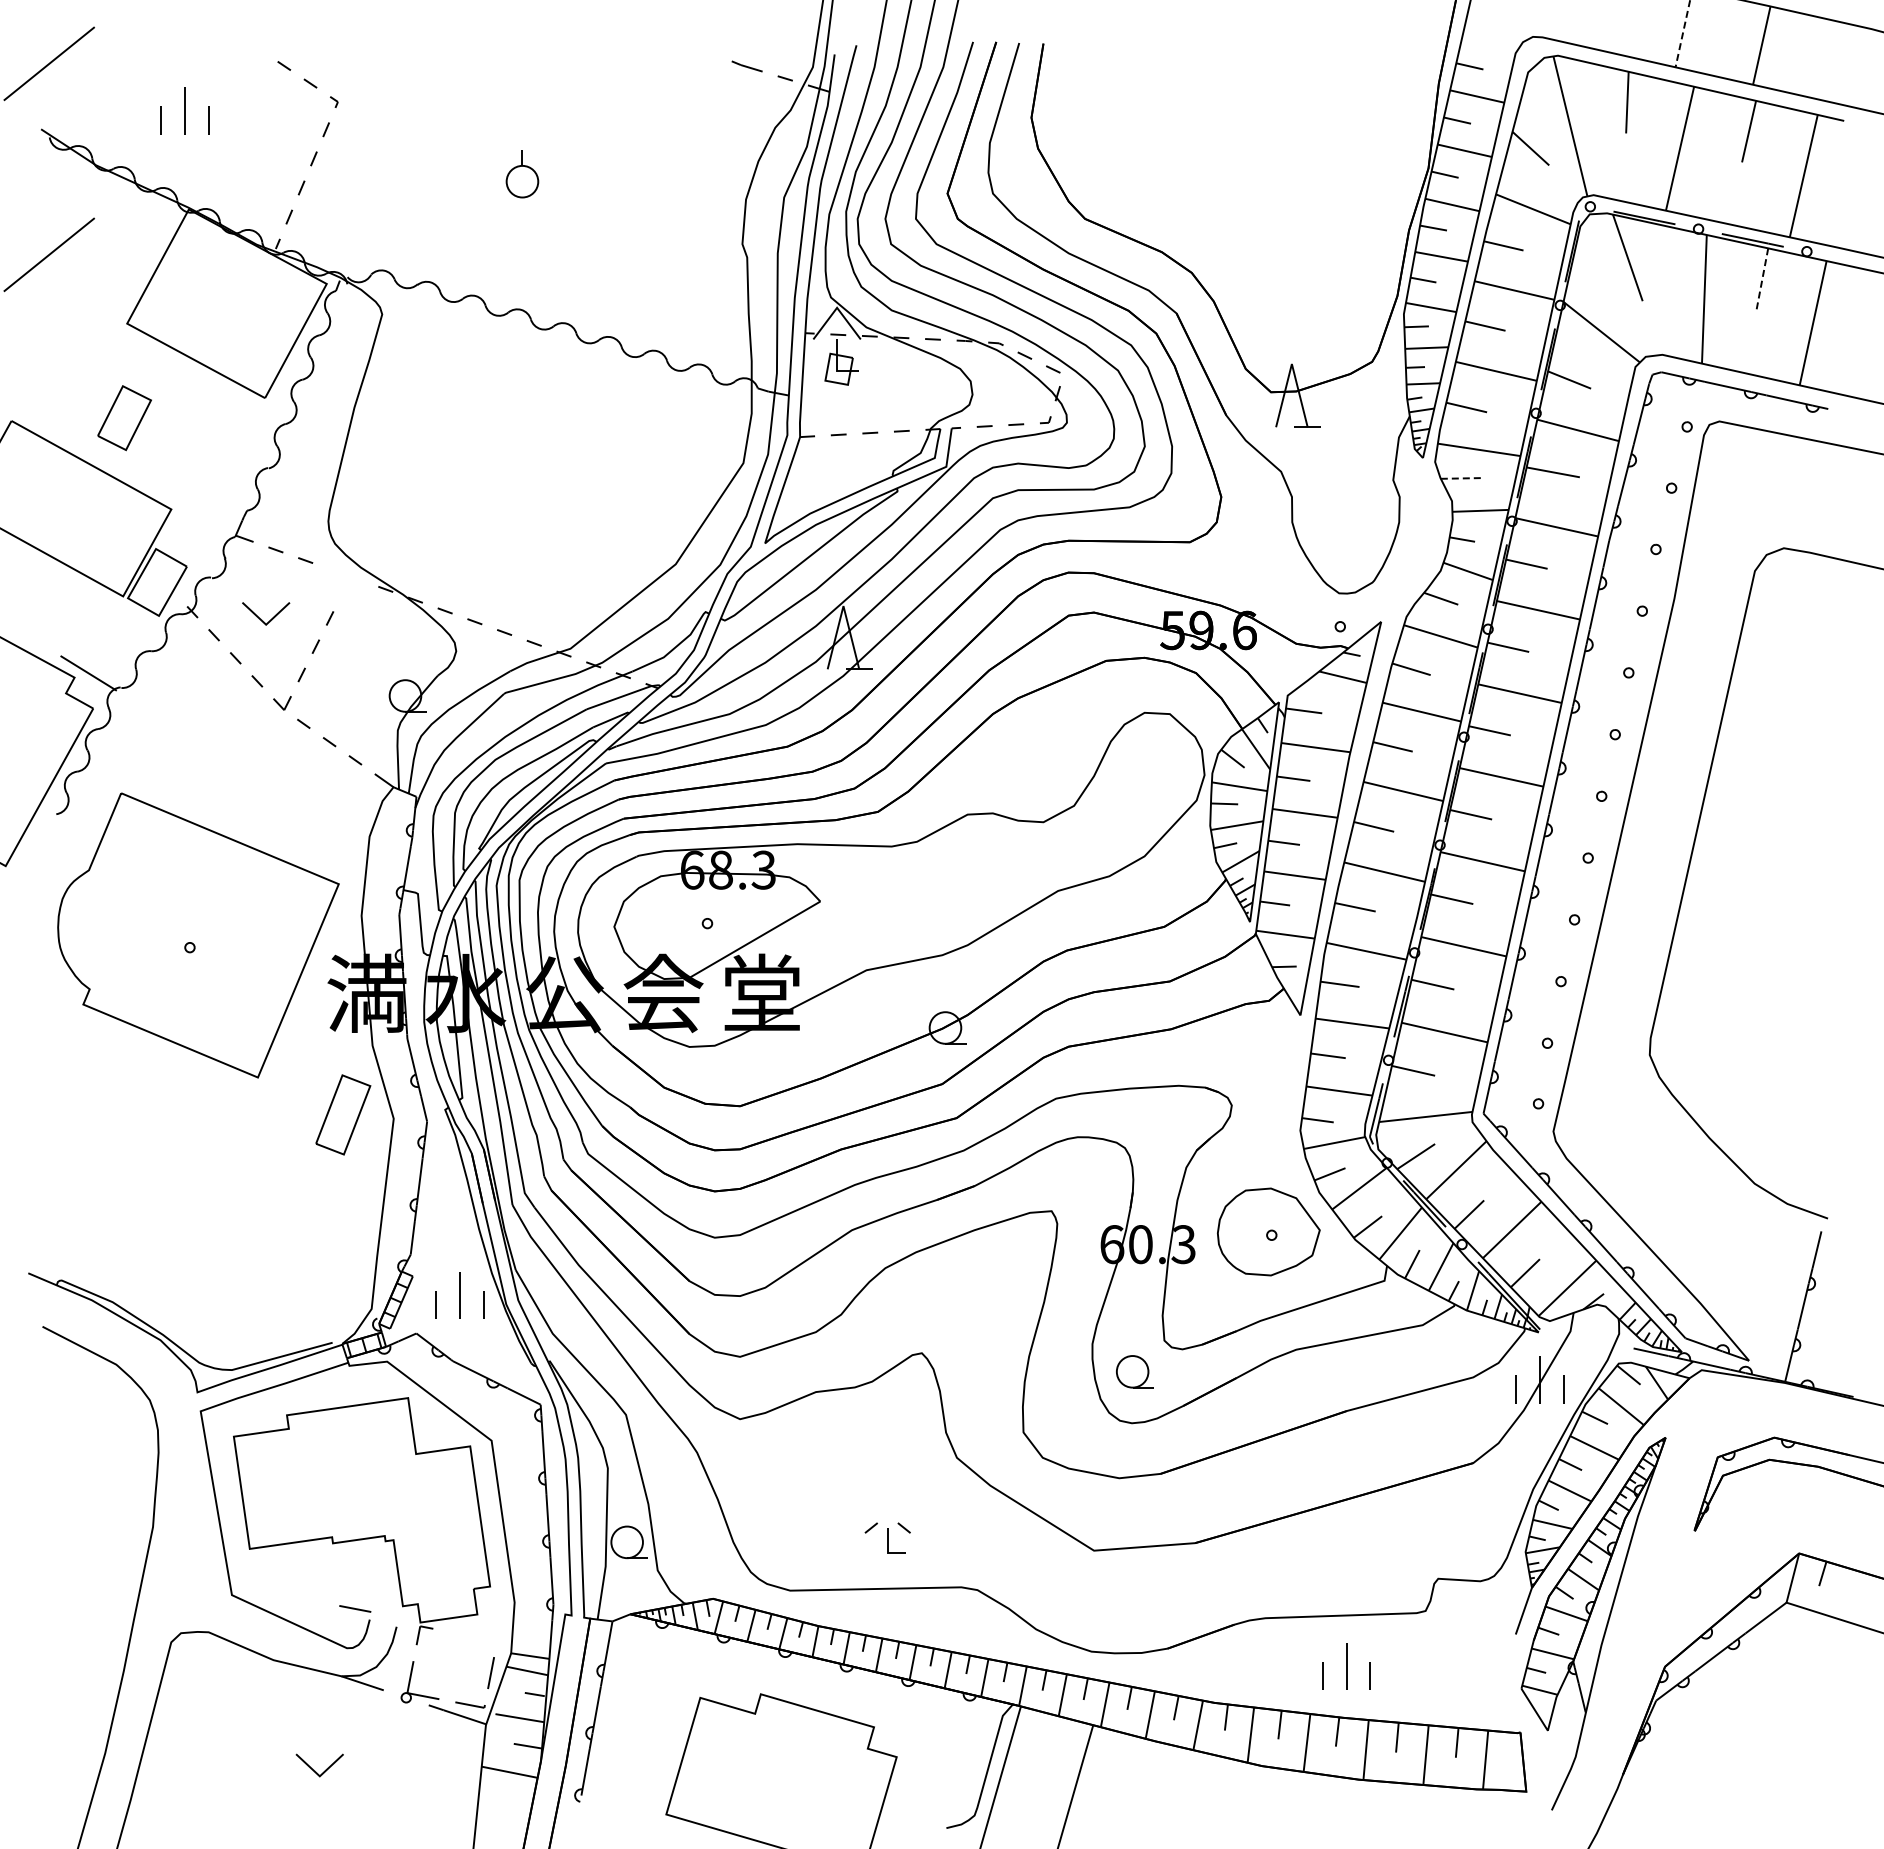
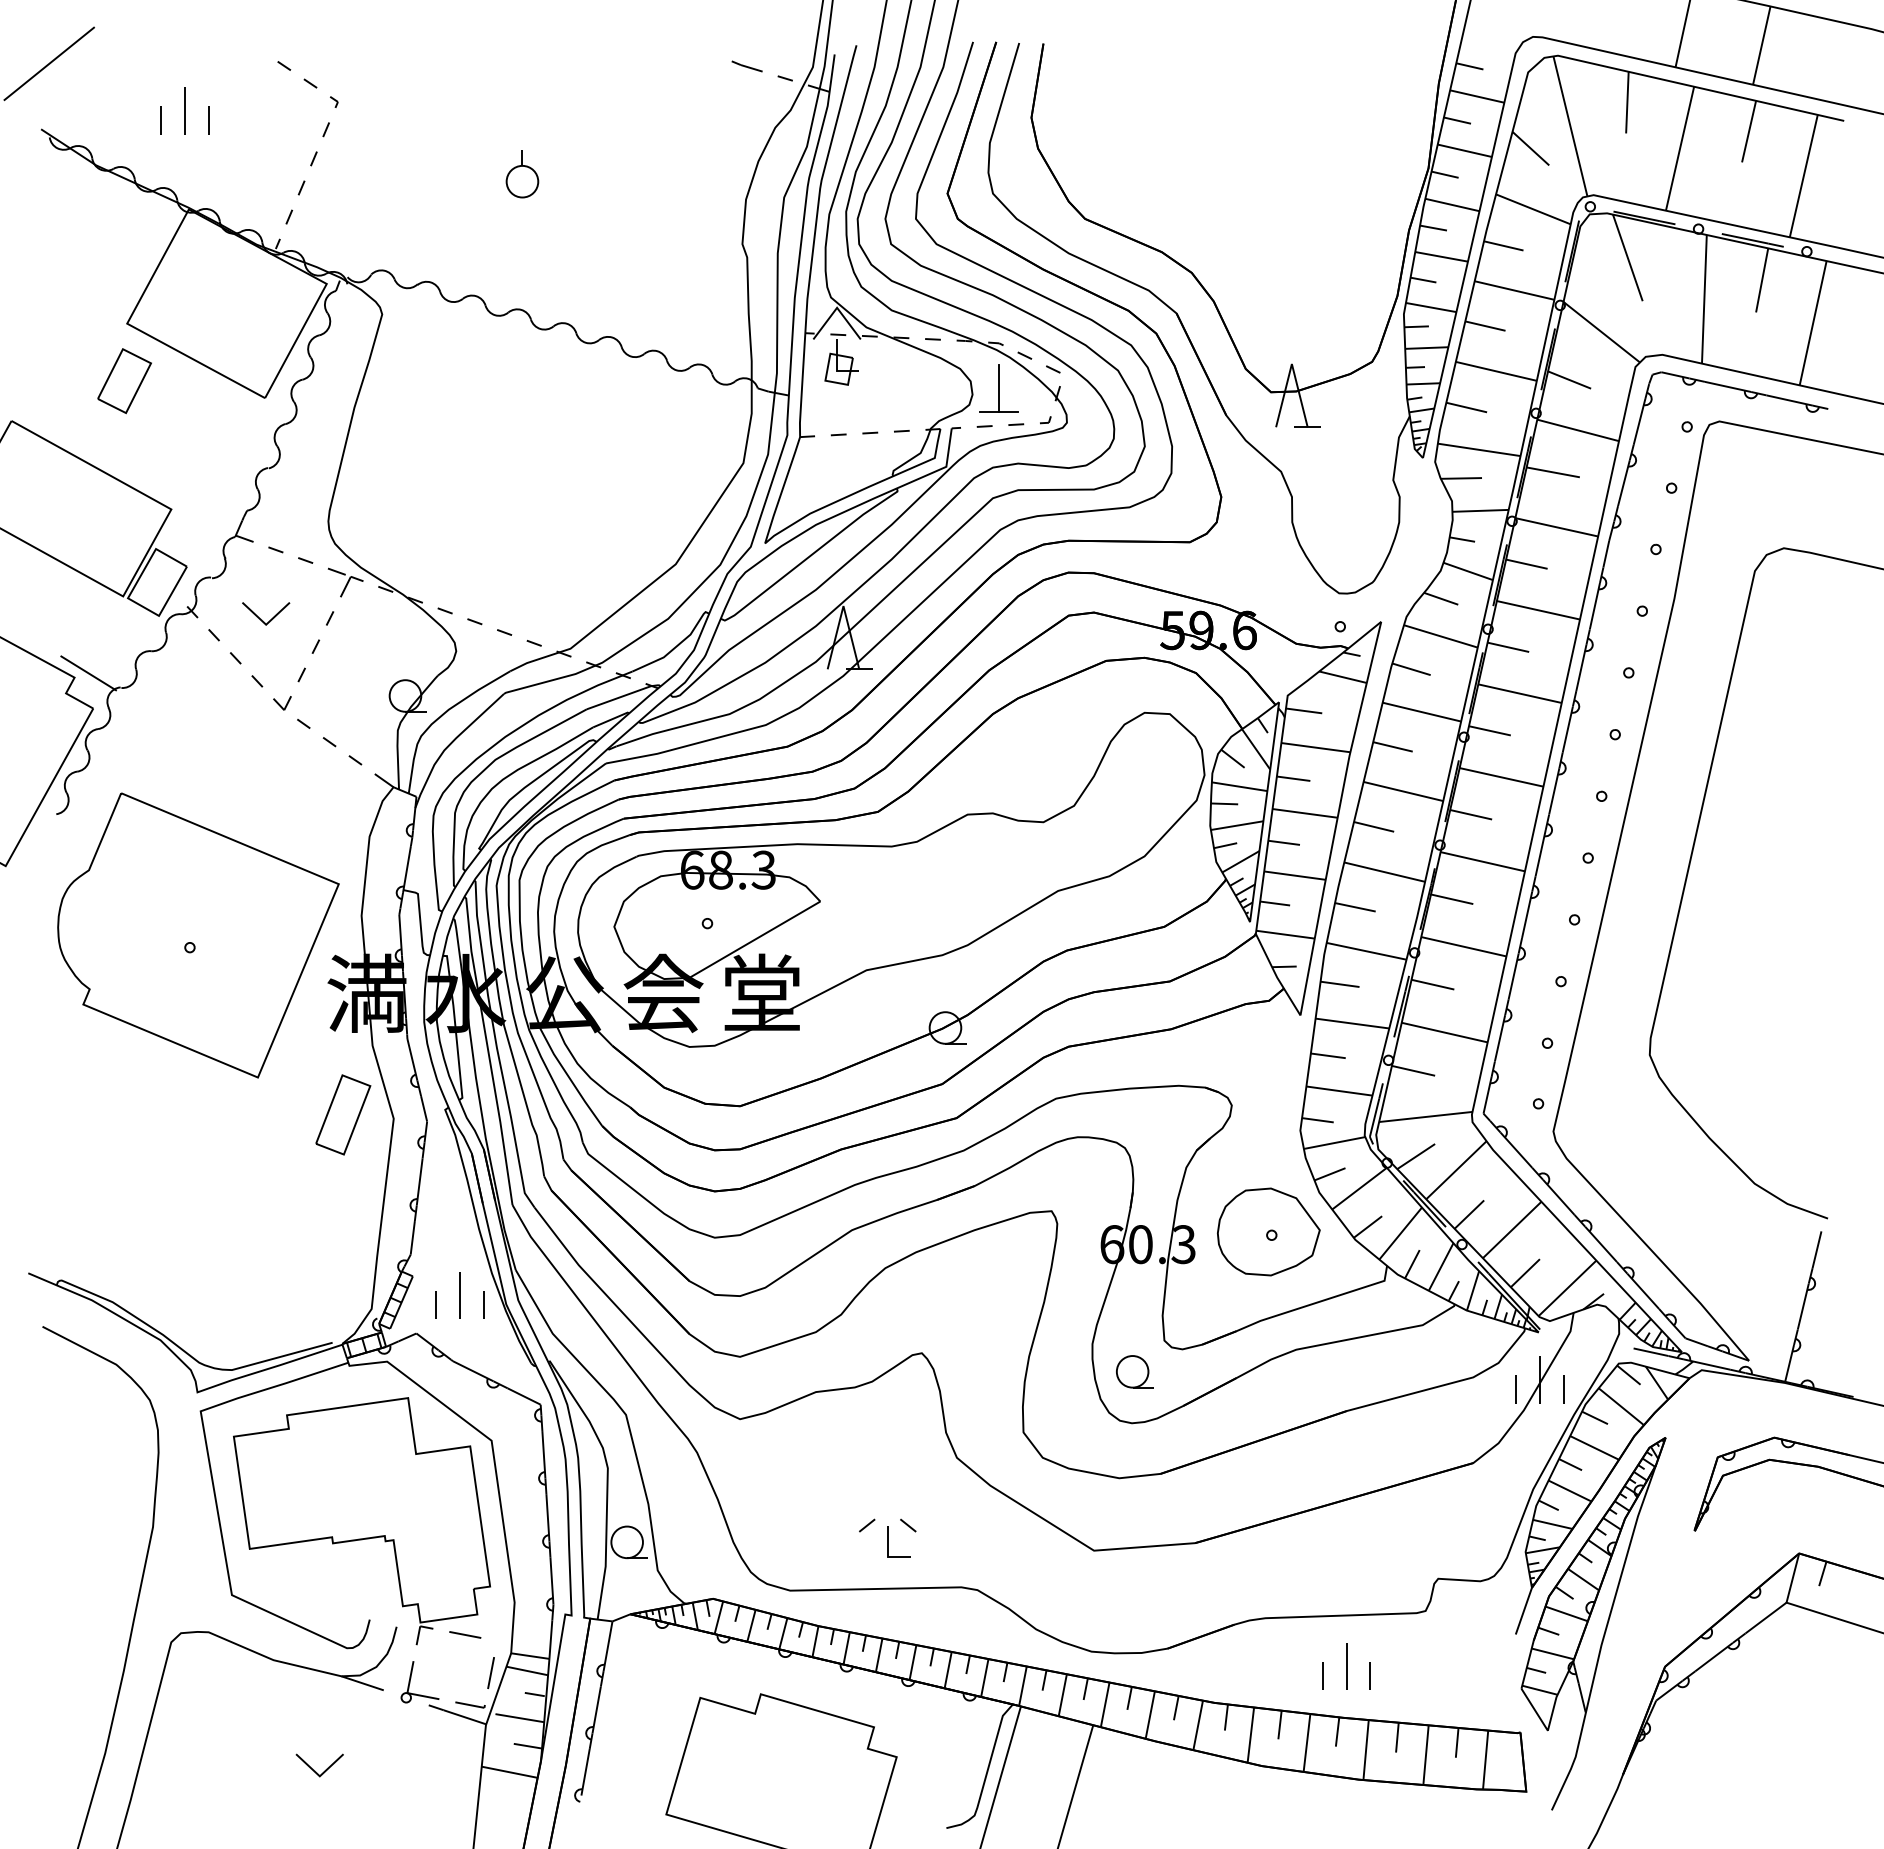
line: dashed -> solid (1682, 34)
line: present -> none (48, 254)
line: dashed -> solid (1762, 280)
part: none -> present (998, 388)
part position: (124, 418) -> (124, 381) (124, 381)
line: dashed -> solid (1461, 478)
part: none -> present (345, 582)
part size: 47x32 px -> 58x40 px (887, 1537)
line position: (355, 1608) -> (465, 1634) (465, 1634)
